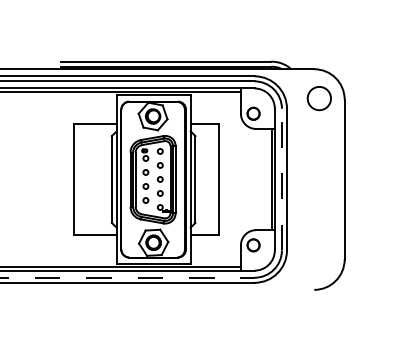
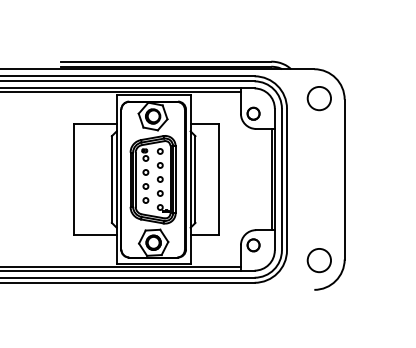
line: dashed -> solid (281, 179)
circle: none -> present (318, 260)
line: dashed -> solid (127, 277)
